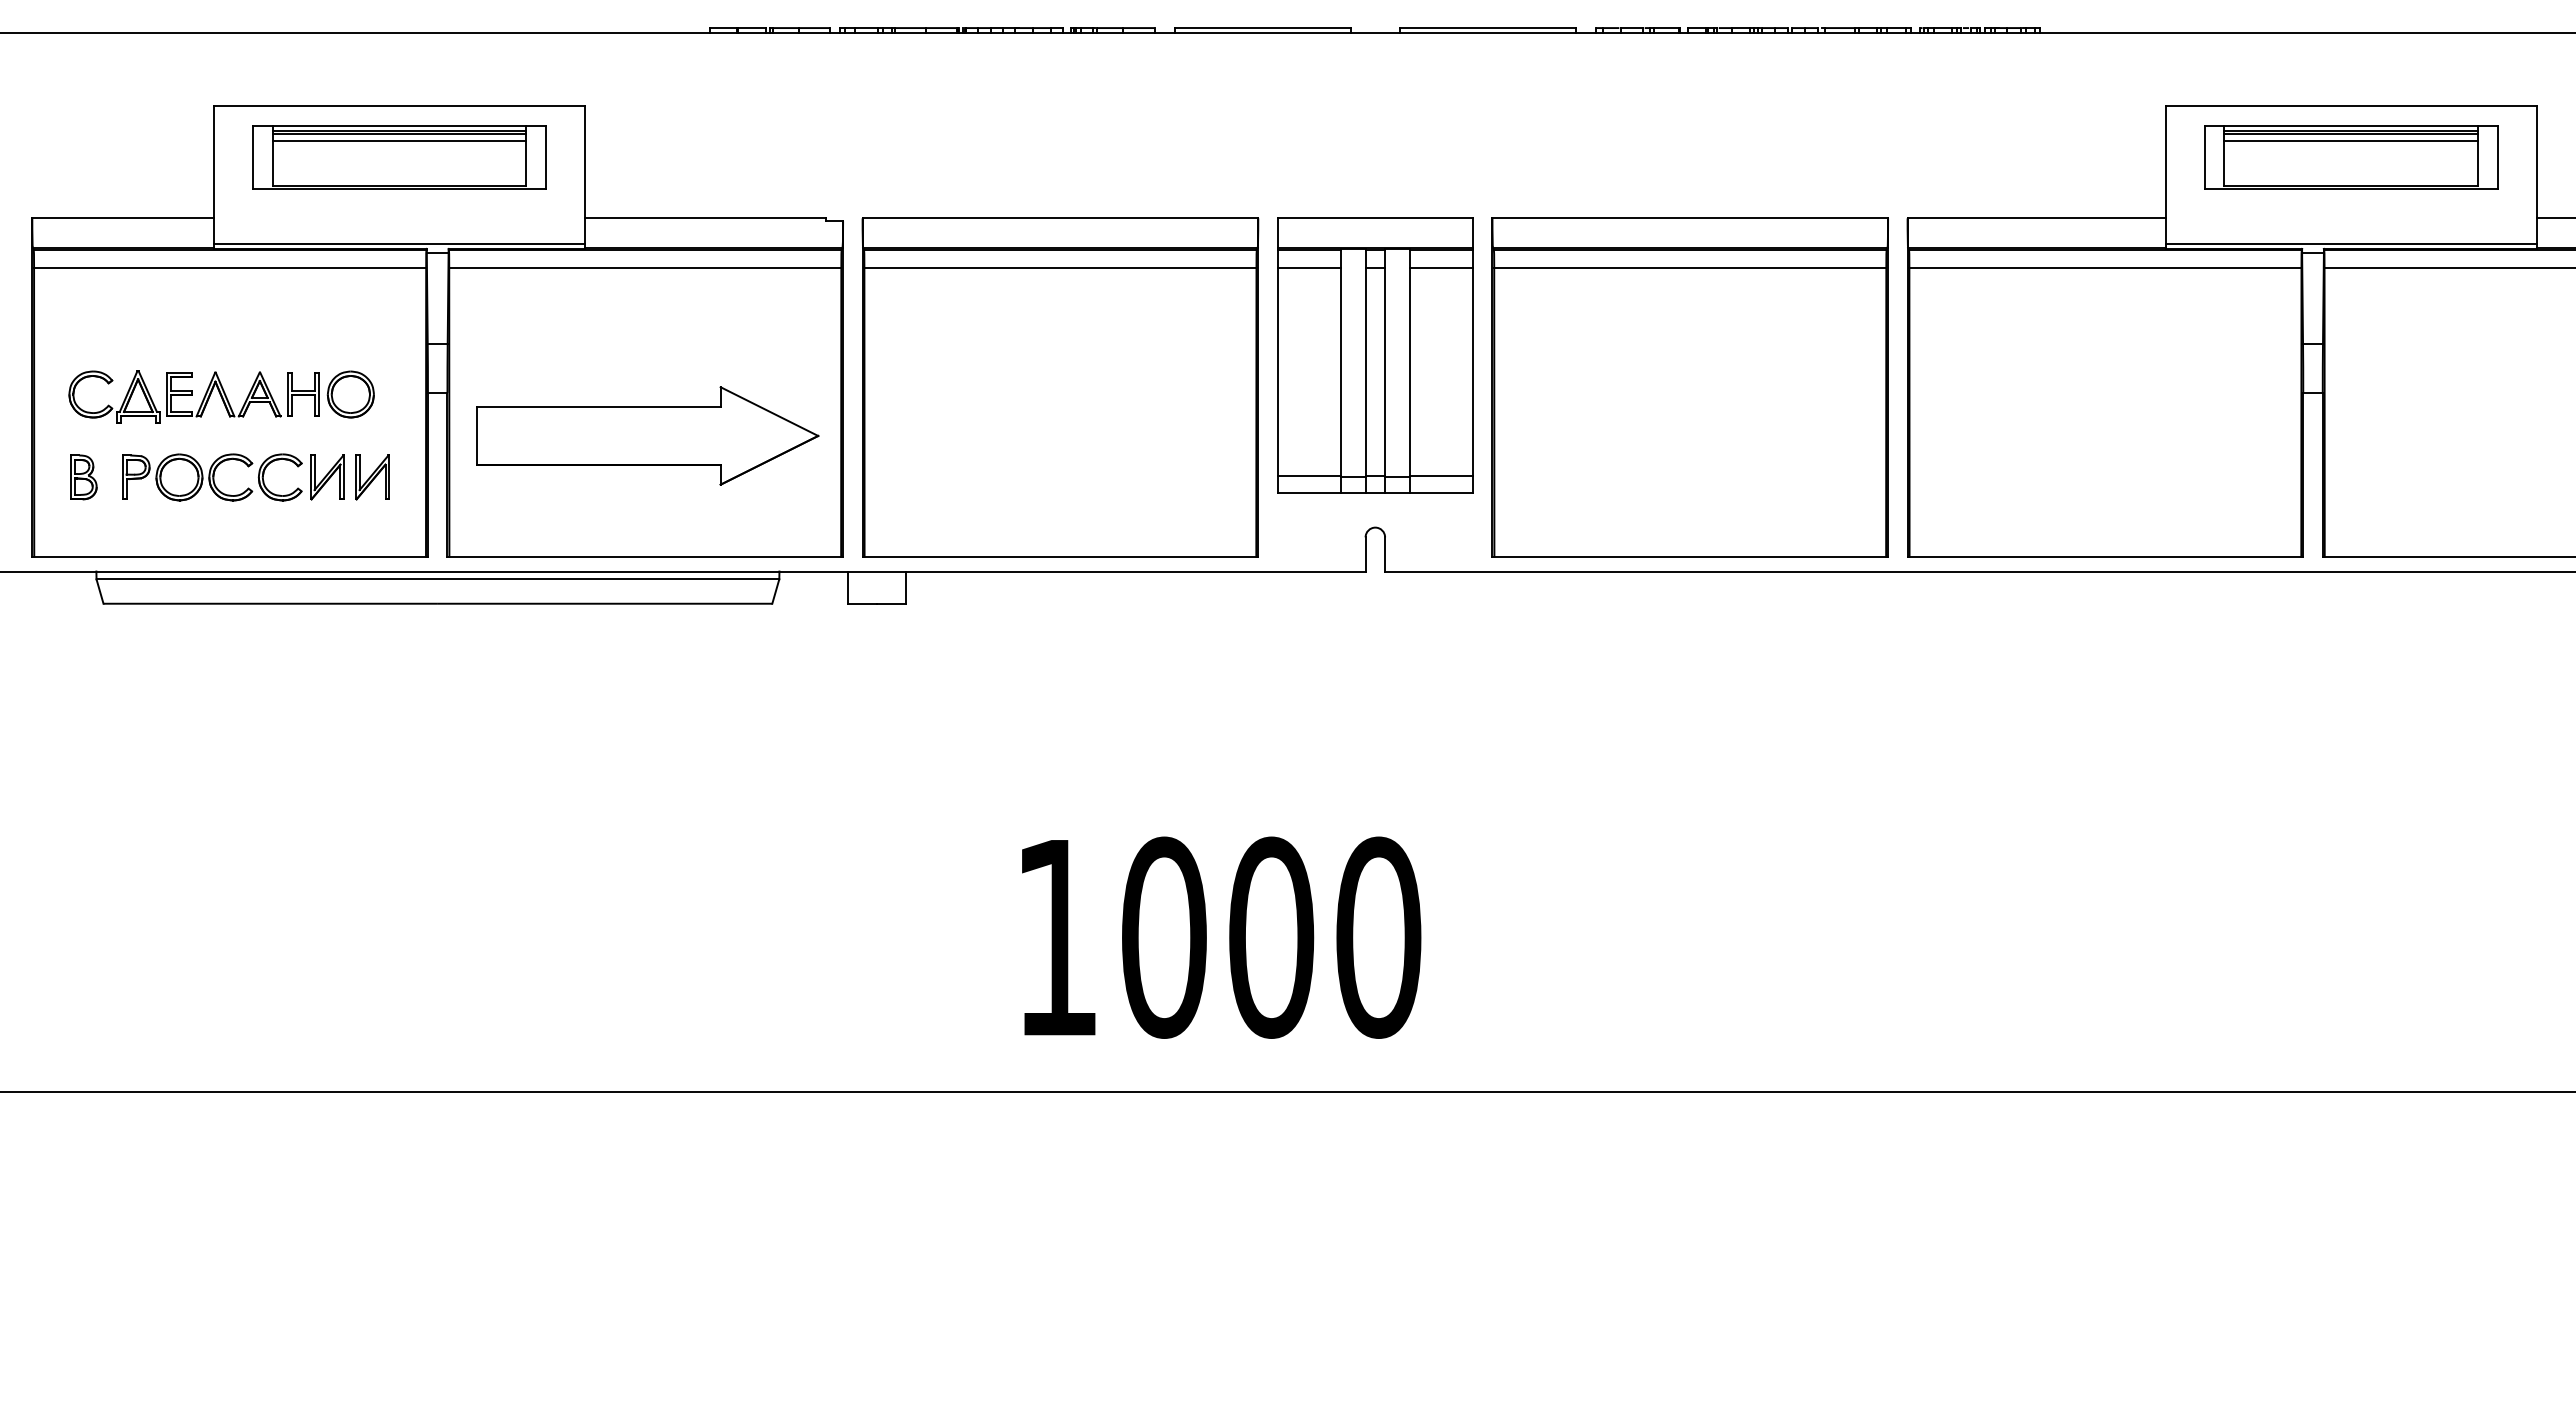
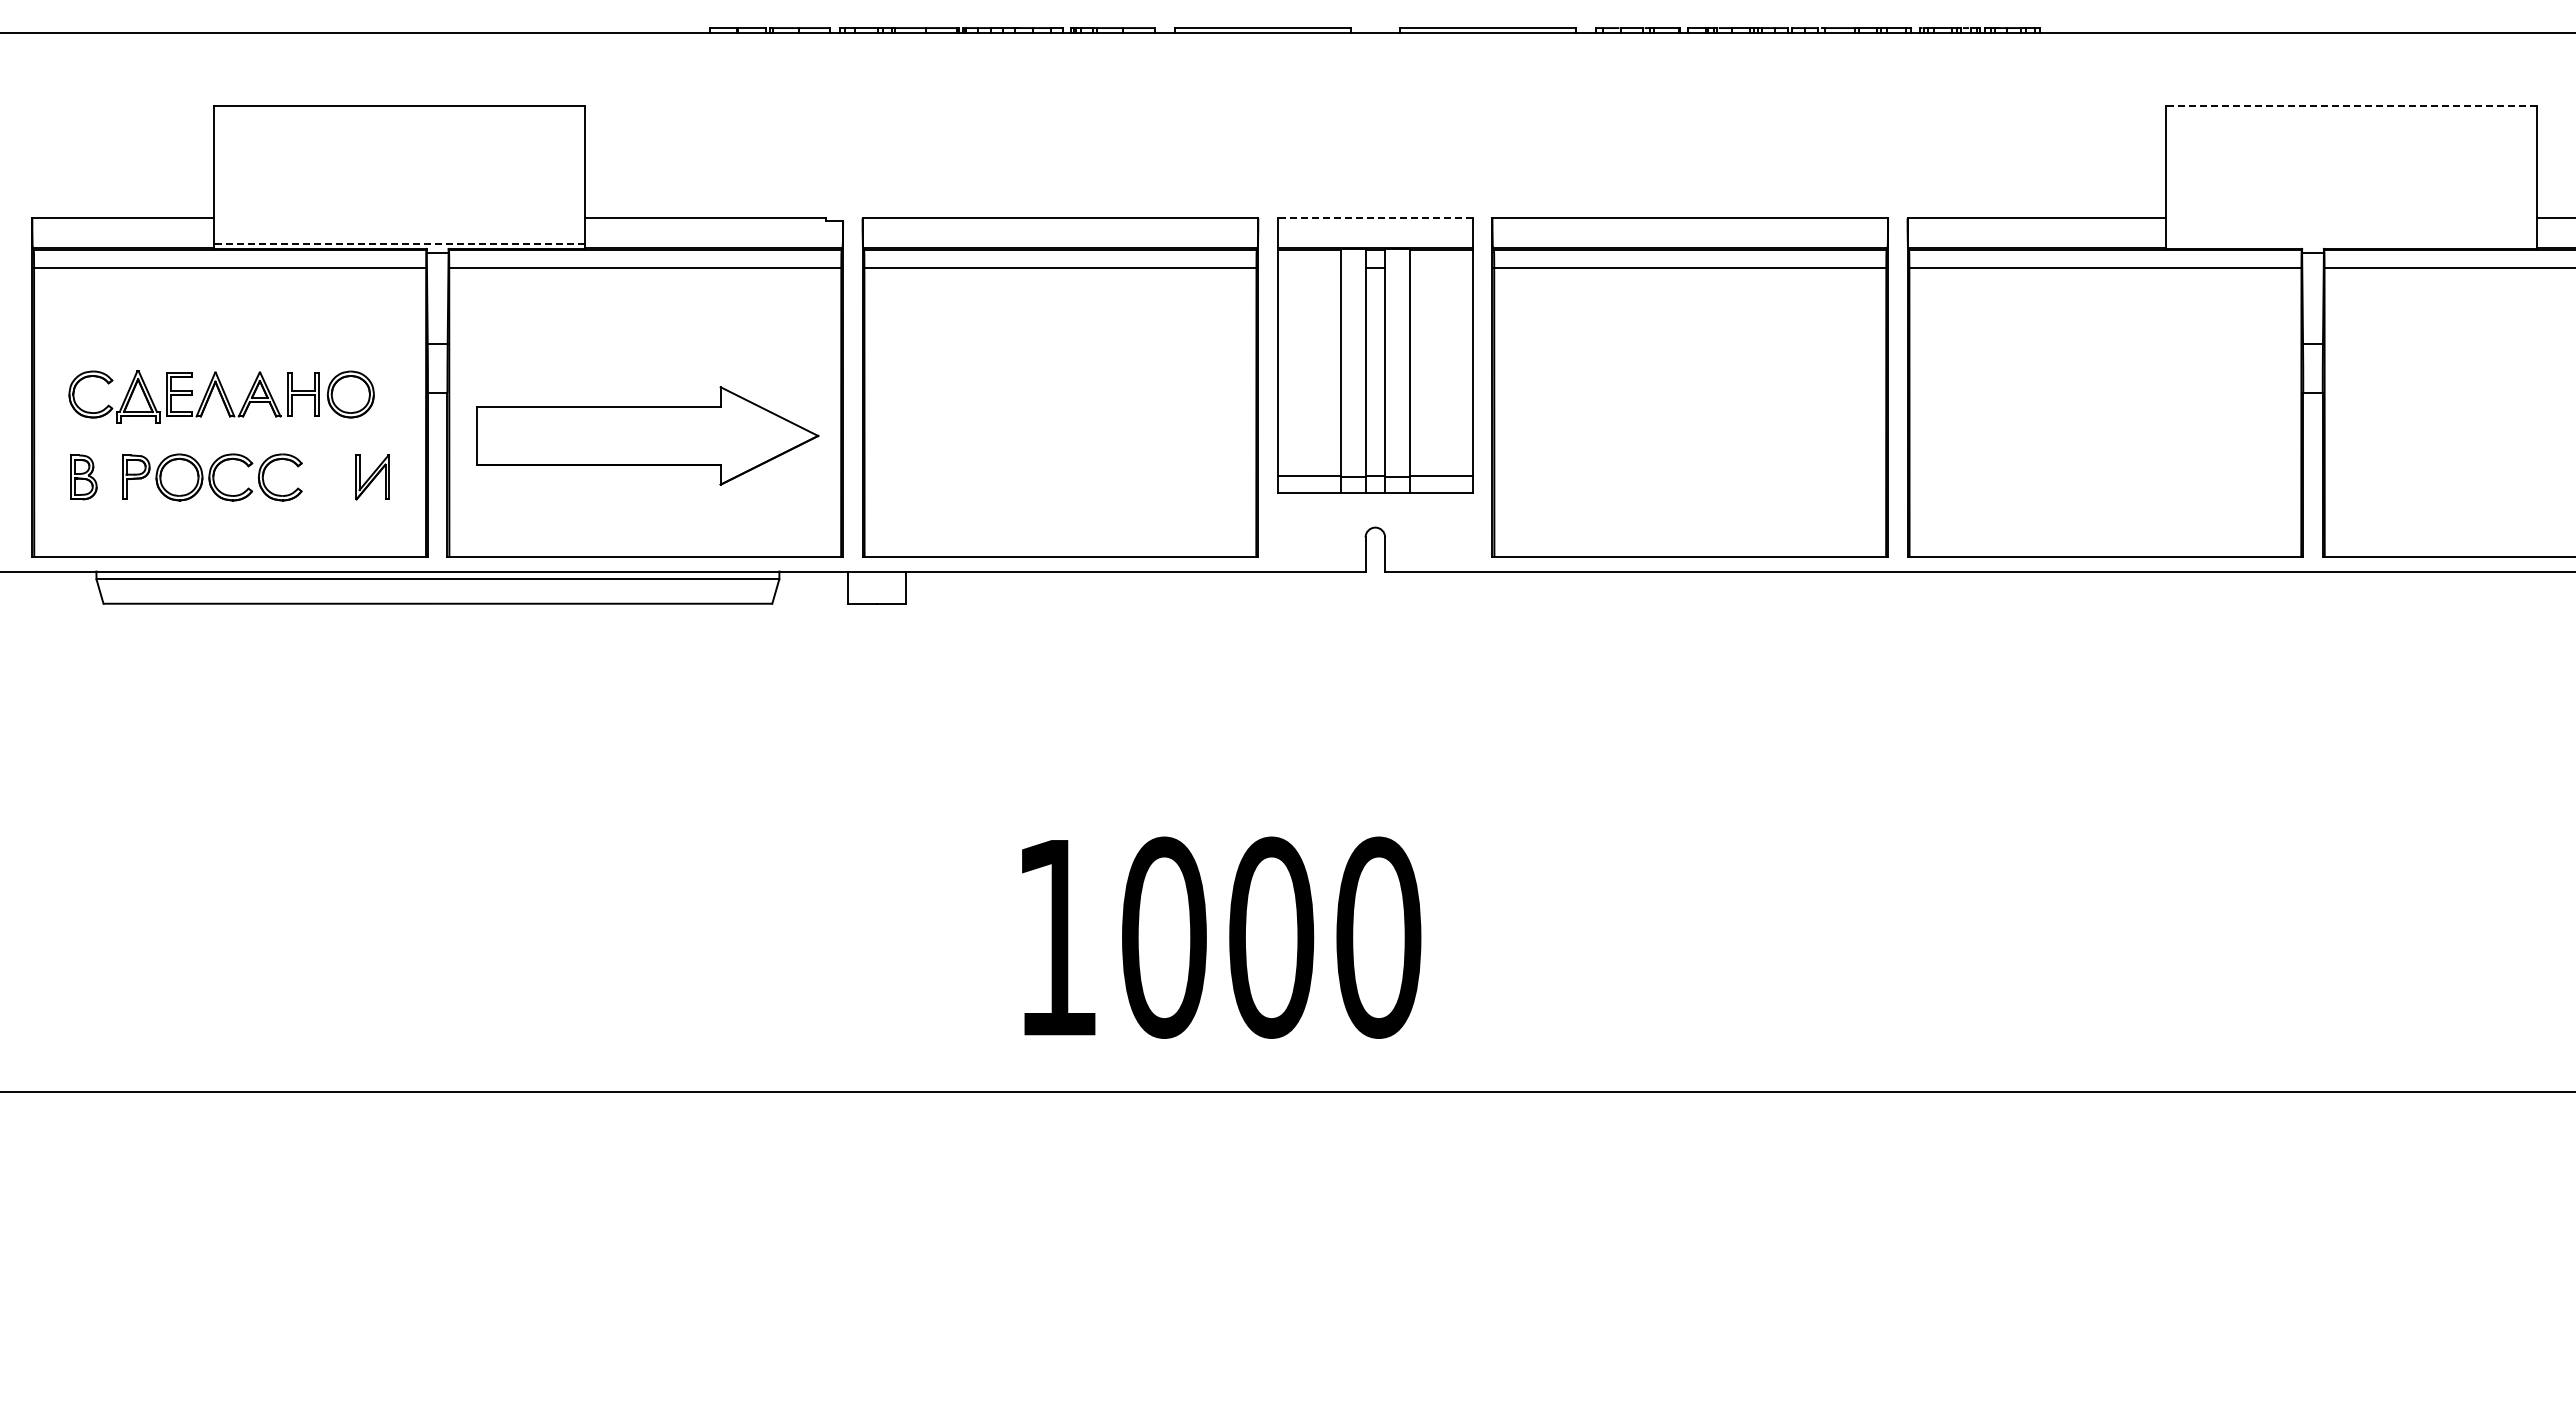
line: solid -> dashed (2350, 105)
part: present -> none (399, 157)
part: present -> none (2351, 157)
line: solid -> dashed (1375, 218)
line: solid -> dashed (399, 244)
line: present -> none (2350, 244)
line: present -> none (1309, 268)
line: present -> none (1440, 268)
part: present -> none (327, 477)
